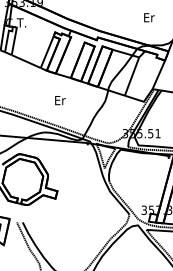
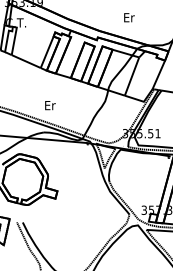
text position: (149, 17) -> (129, 17) (129, 17)
text position: (60, 100) -> (50, 105) (50, 105)
